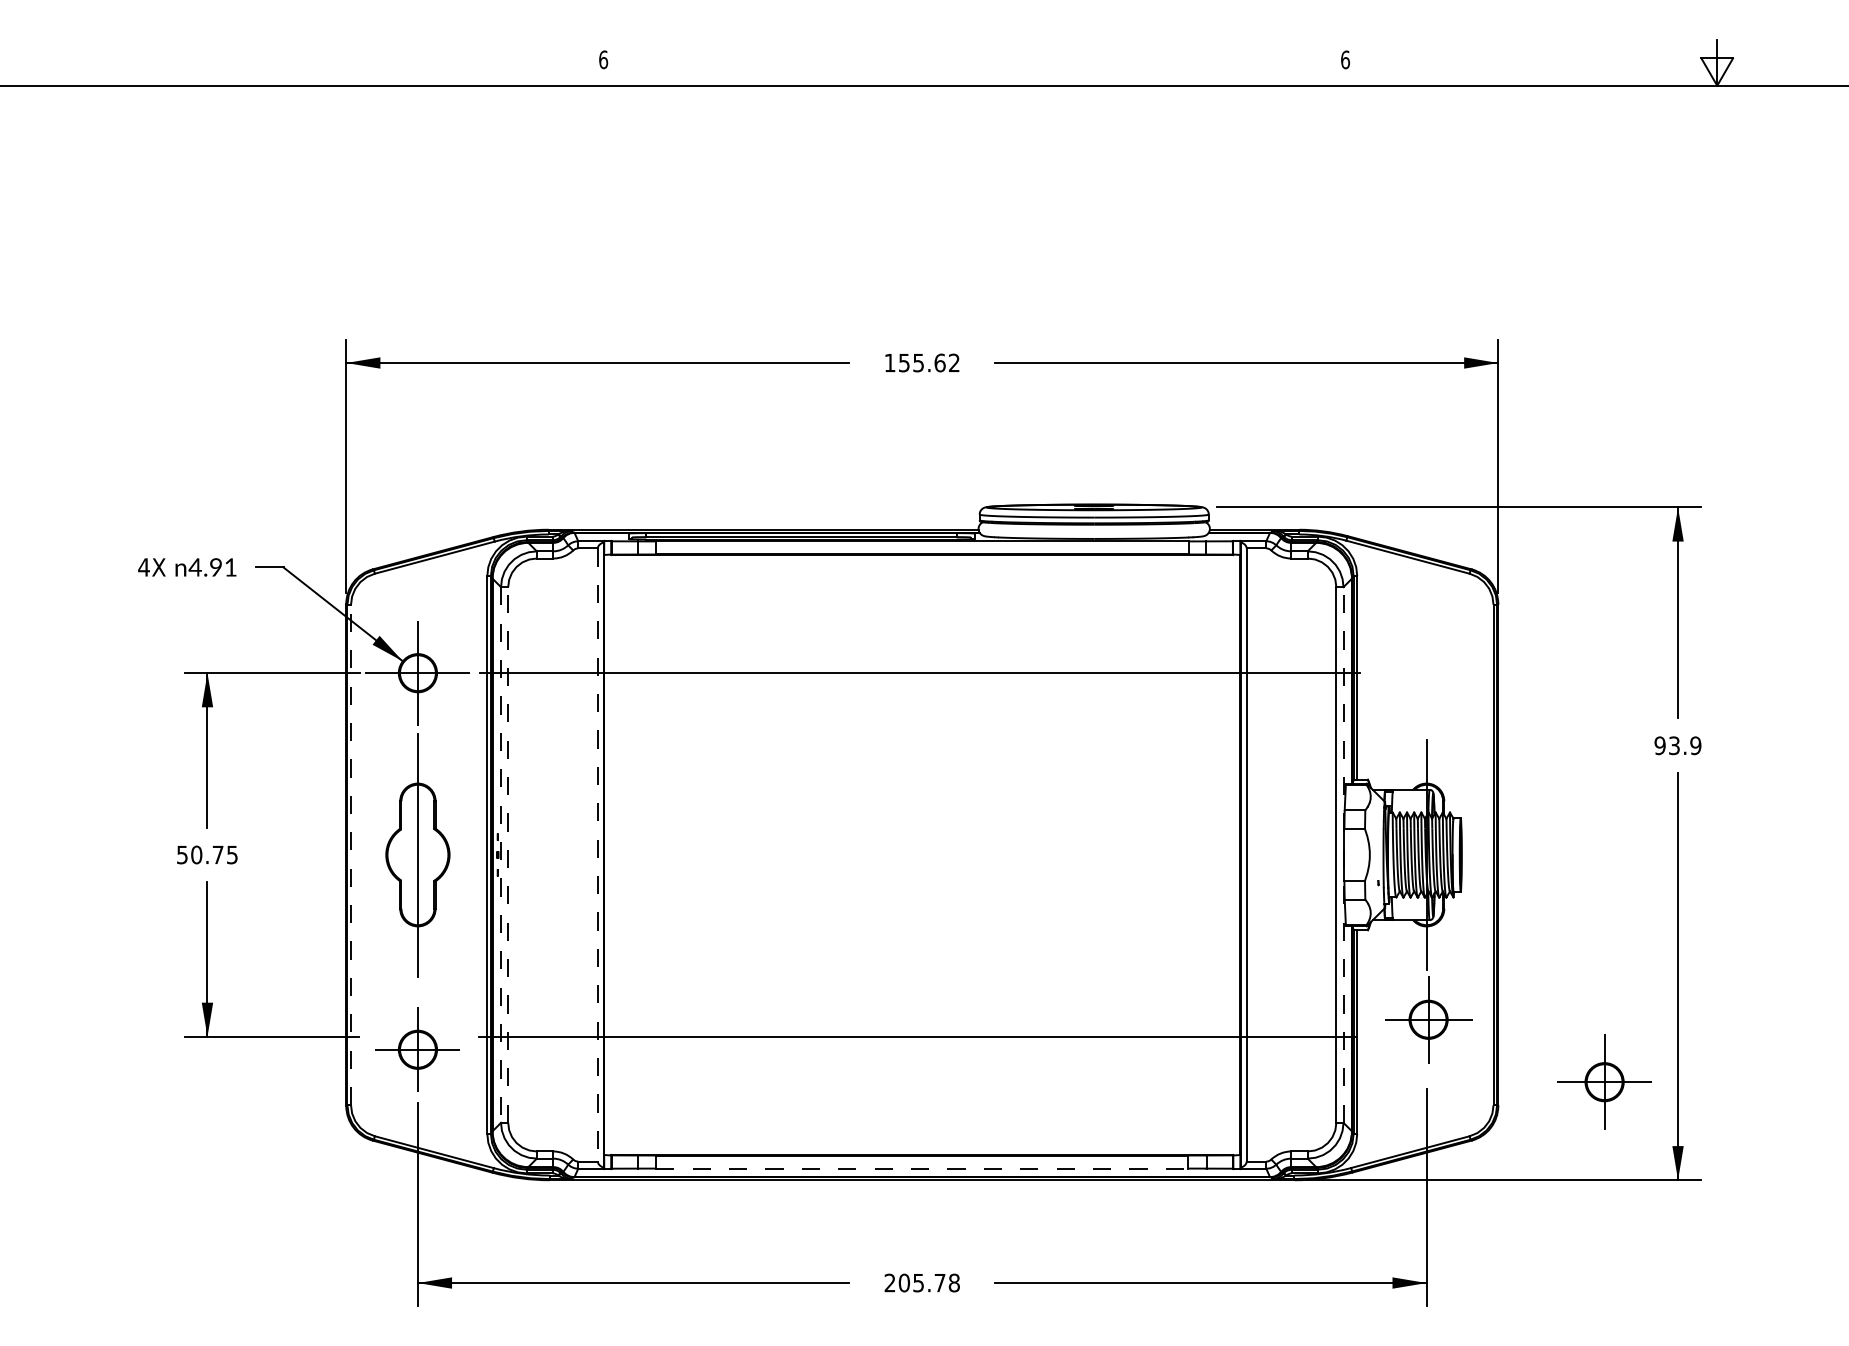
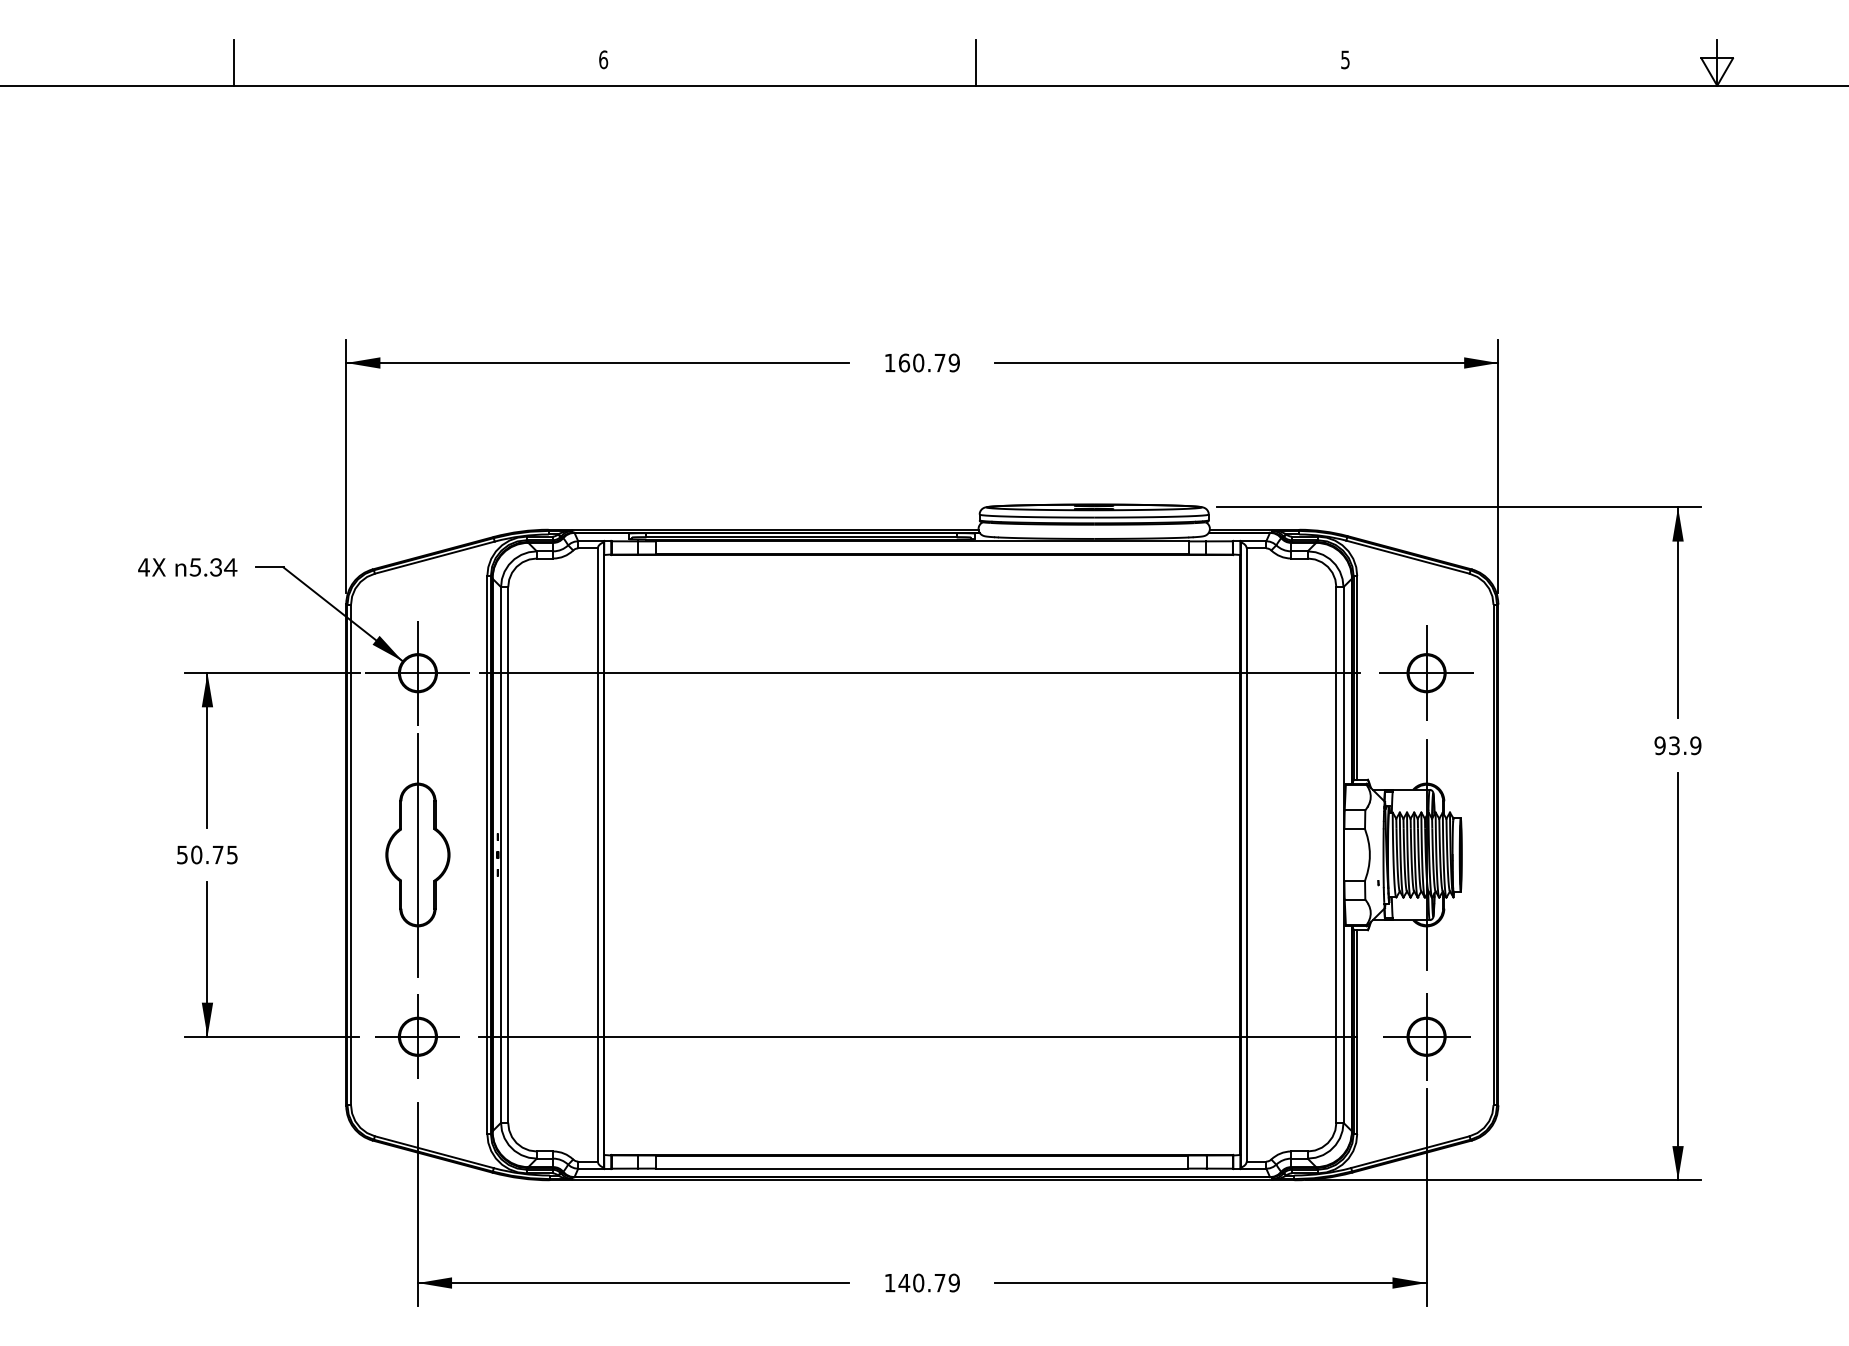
text: 6 -> 5 (1345, 59)
line: none -> present (233, 62)
line: none -> present (975, 62)
text: 155.62 -> 160.79 (928, 362)
text: 4.91 -> 5.34 (212, 567)
line: dashed -> solid (351, 854)
line: dashed -> solid (501, 855)
line: dashed -> solid (508, 855)
line: dashed -> solid (597, 855)
line: dashed -> solid (1343, 855)
part position: (1428, 1019) -> (1426, 1036) (1426, 1036)
part position: (417, 1049) -> (417, 1036) (417, 1036)
part position: (1604, 1081) -> (1426, 672) (1426, 672)
line: dashed -> solid (922, 1168)
text: 205.78 -> 140.79 (921, 1282)
